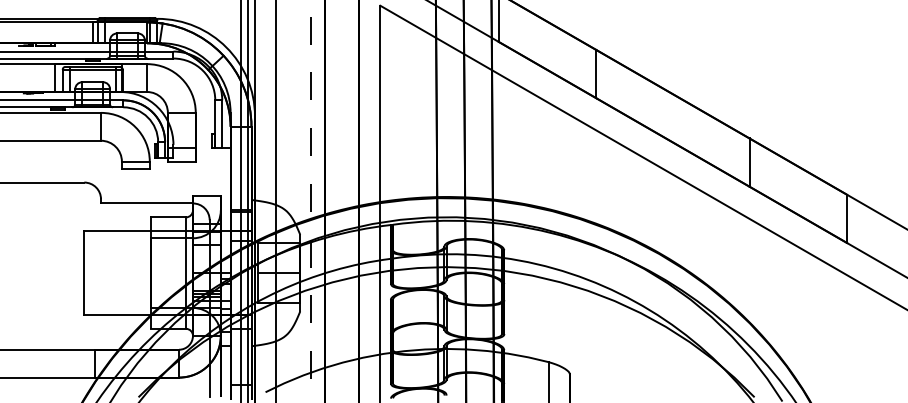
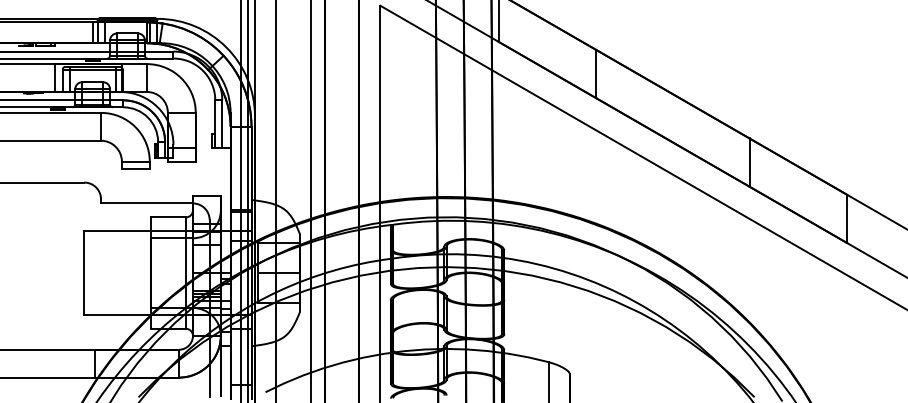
line: dashed -> solid (310, 201)
